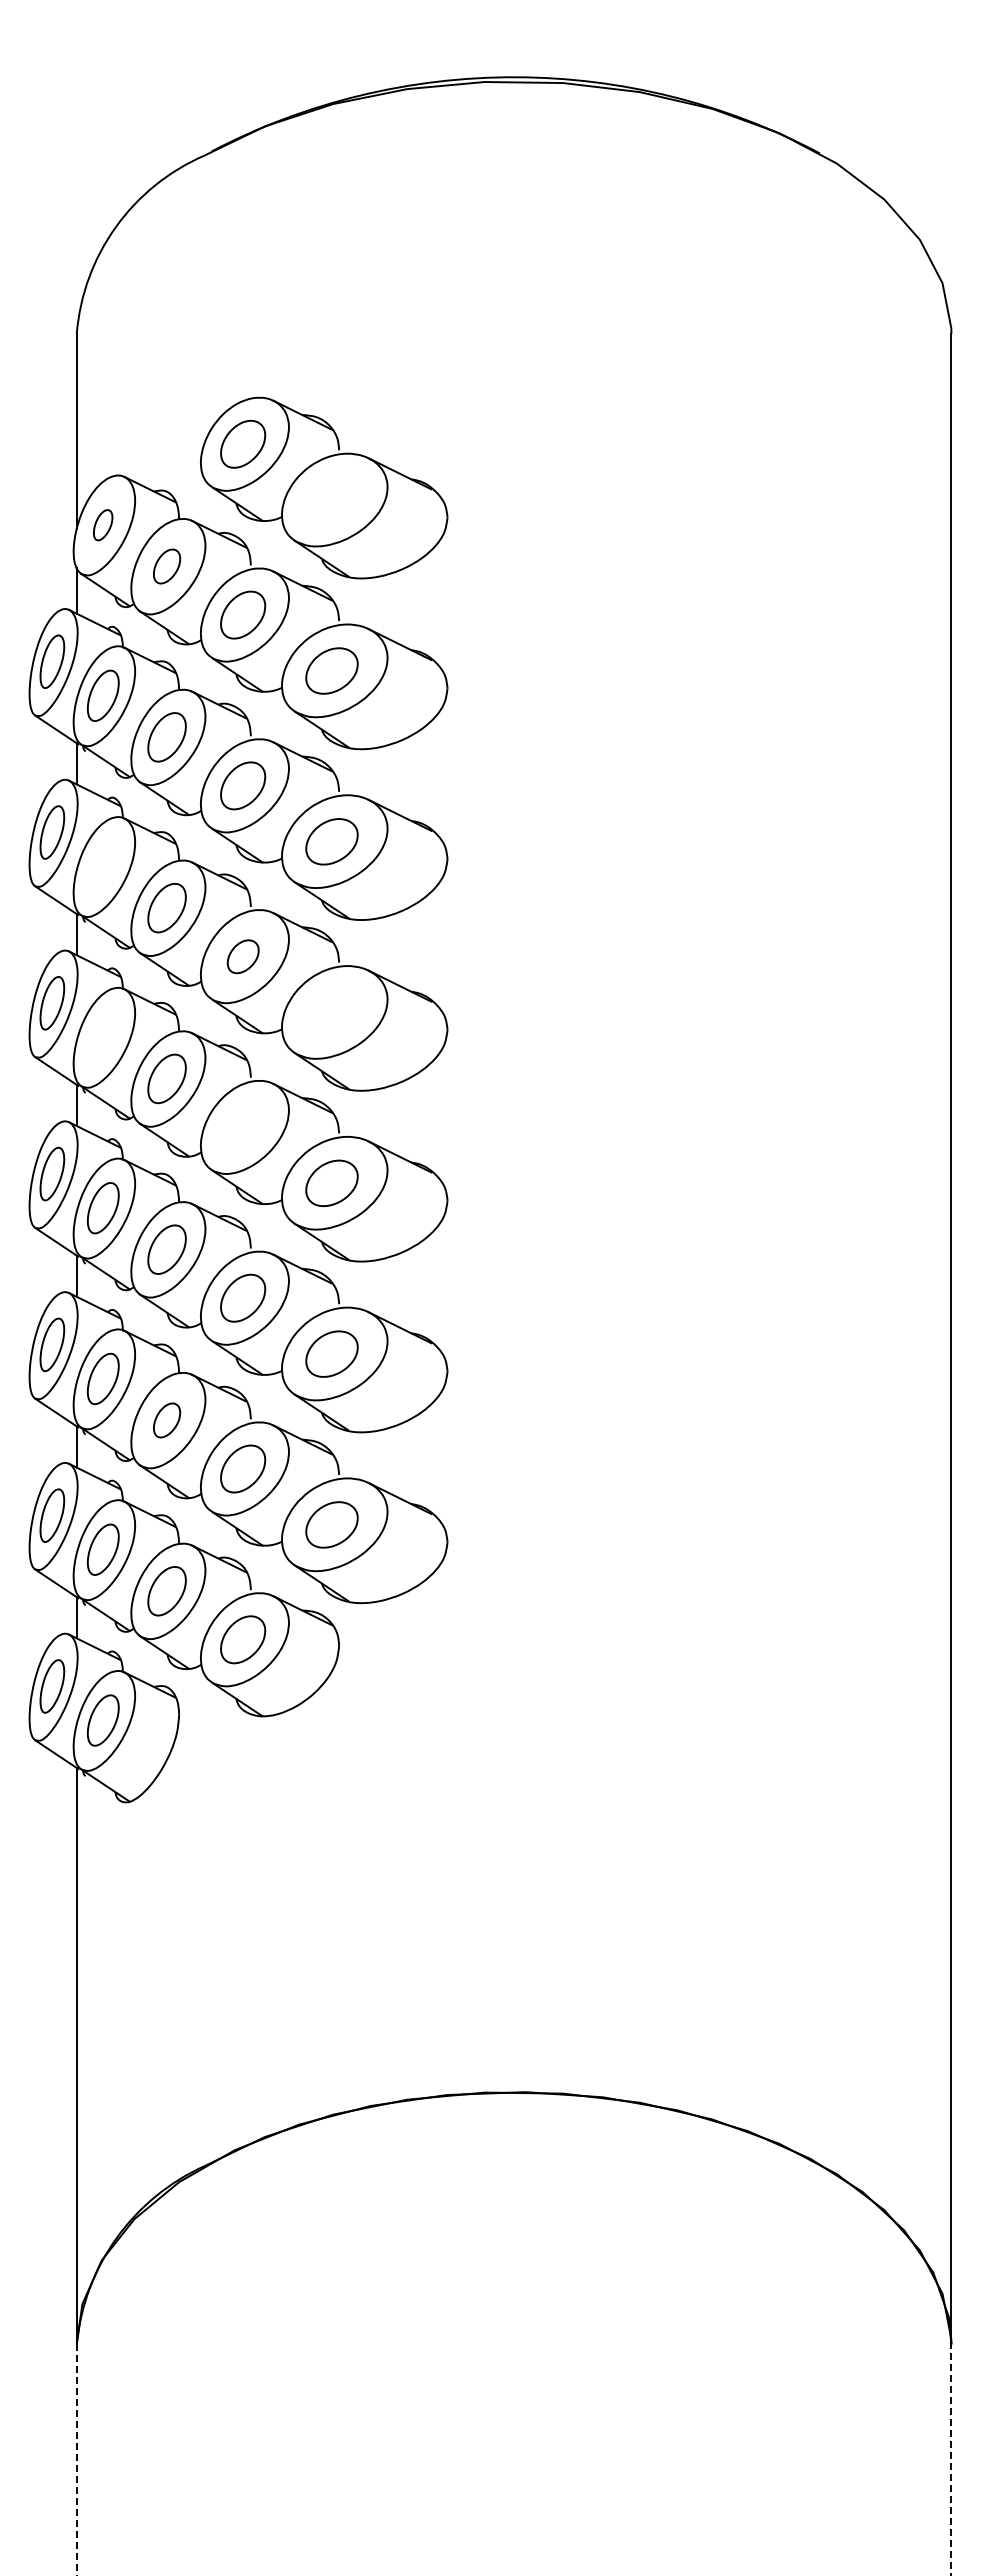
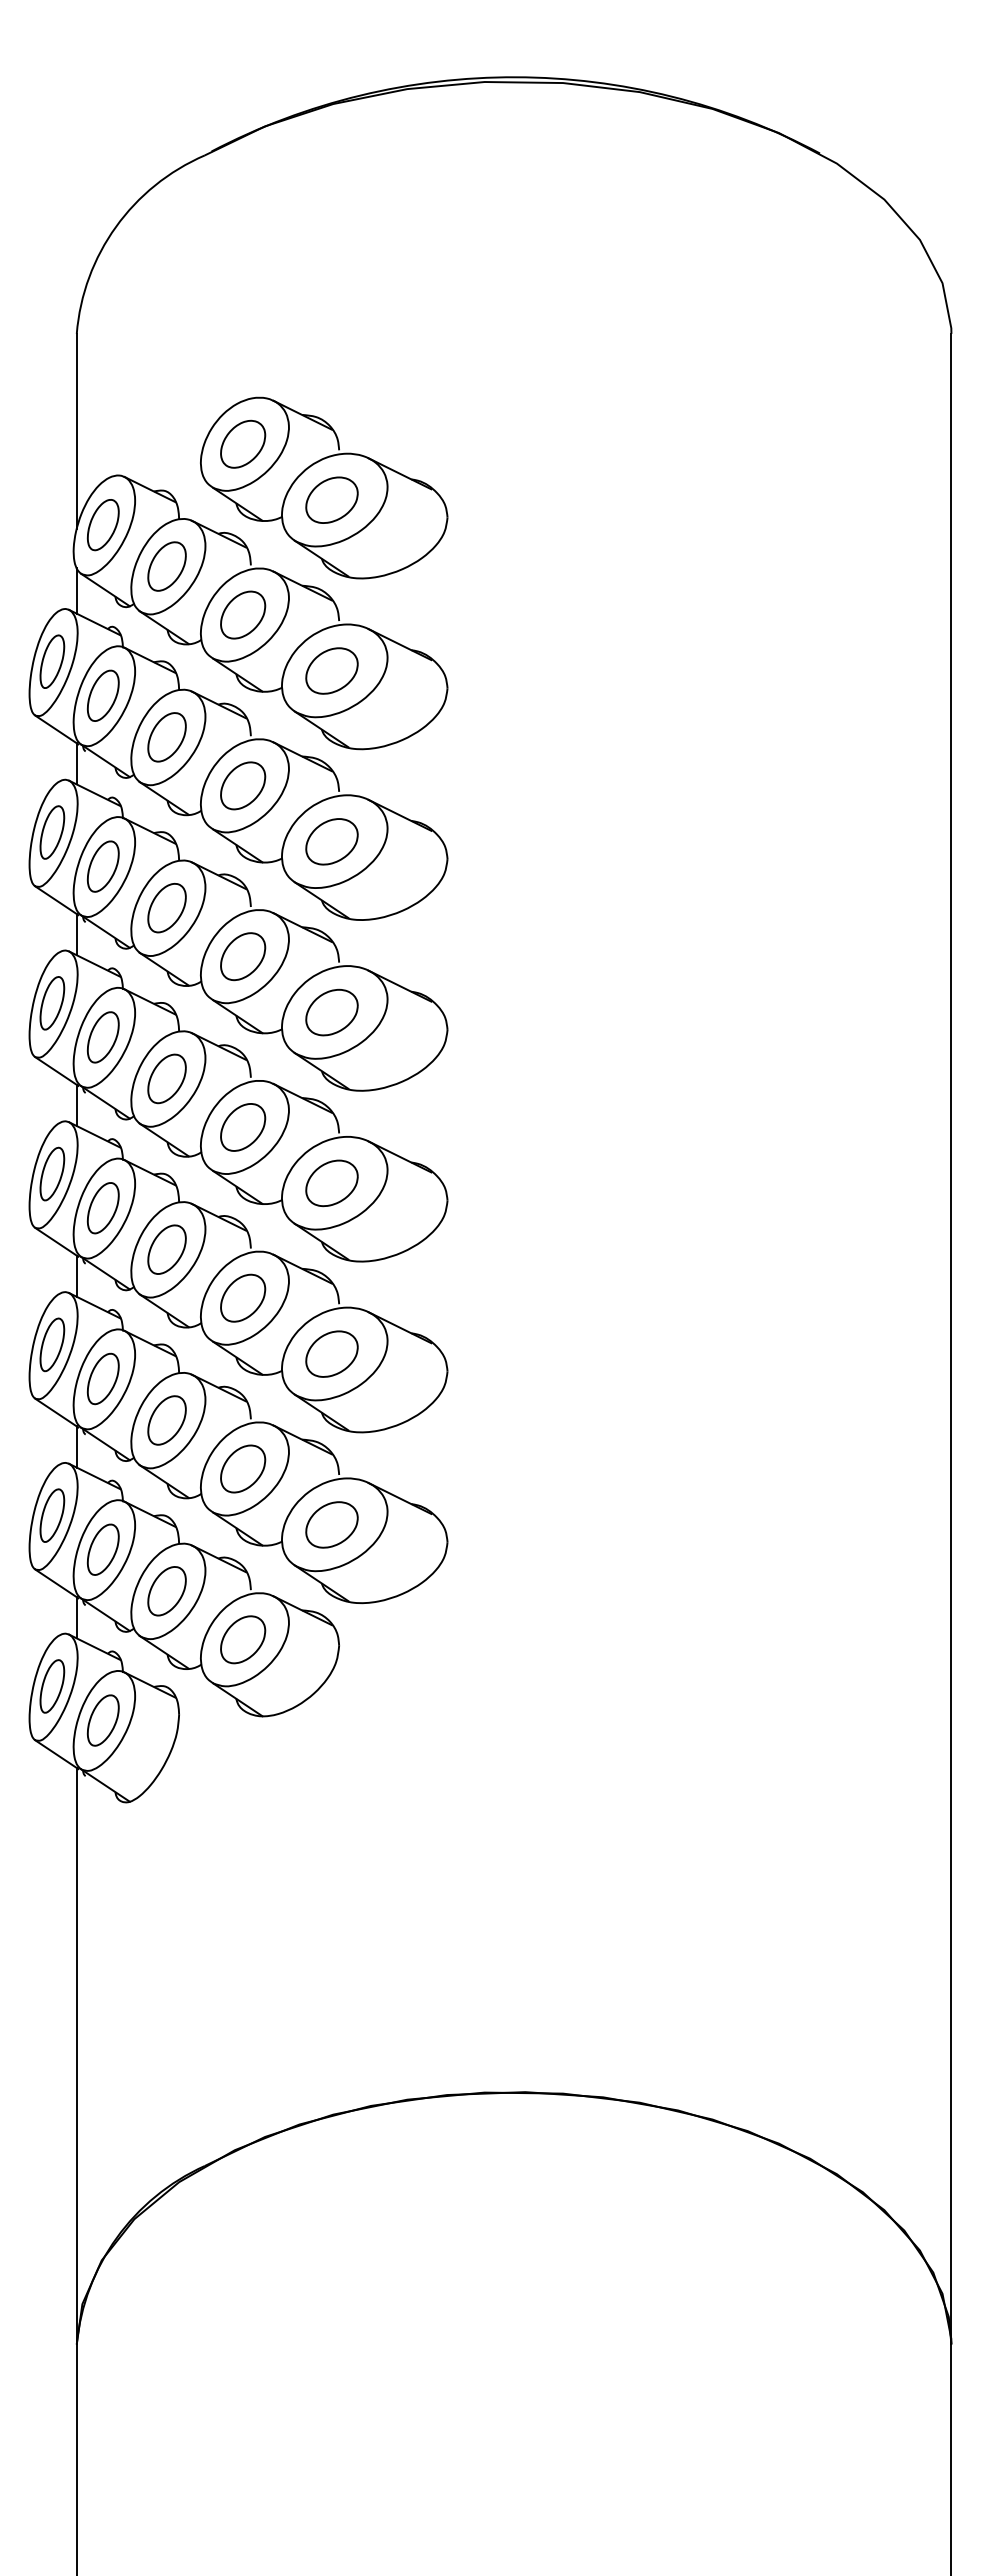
part: none -> present (331, 499)
part size: 21x33 px -> 34x53 px (102, 525)
part size: 29x37 px -> 40x51 px (166, 566)
part: none -> present (102, 866)
part size: 34x36 px -> 47x50 px (243, 956)
part: none -> present (331, 1012)
part: none -> present (102, 1037)
part: none -> present (243, 1127)
part size: 29x37 px -> 40x51 px (166, 1420)
line: dashed -> solid (951, 2459)
line: dashed -> solid (76, 2460)
